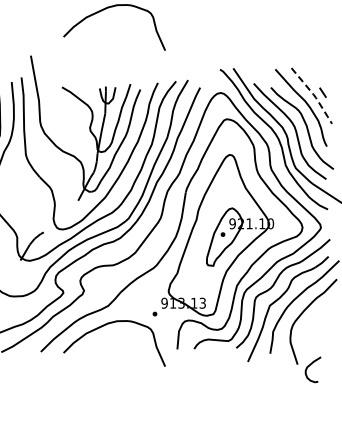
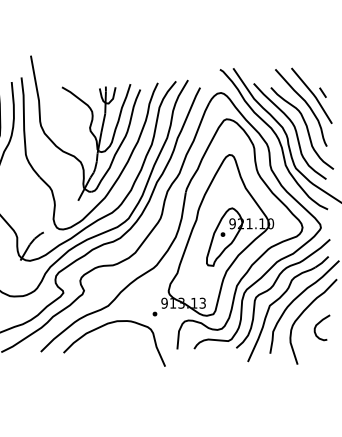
curve: present -> none (109, 8)
line: dashed -> solid (313, 94)
curve position: (309, 366) -> (318, 324) (318, 324)
